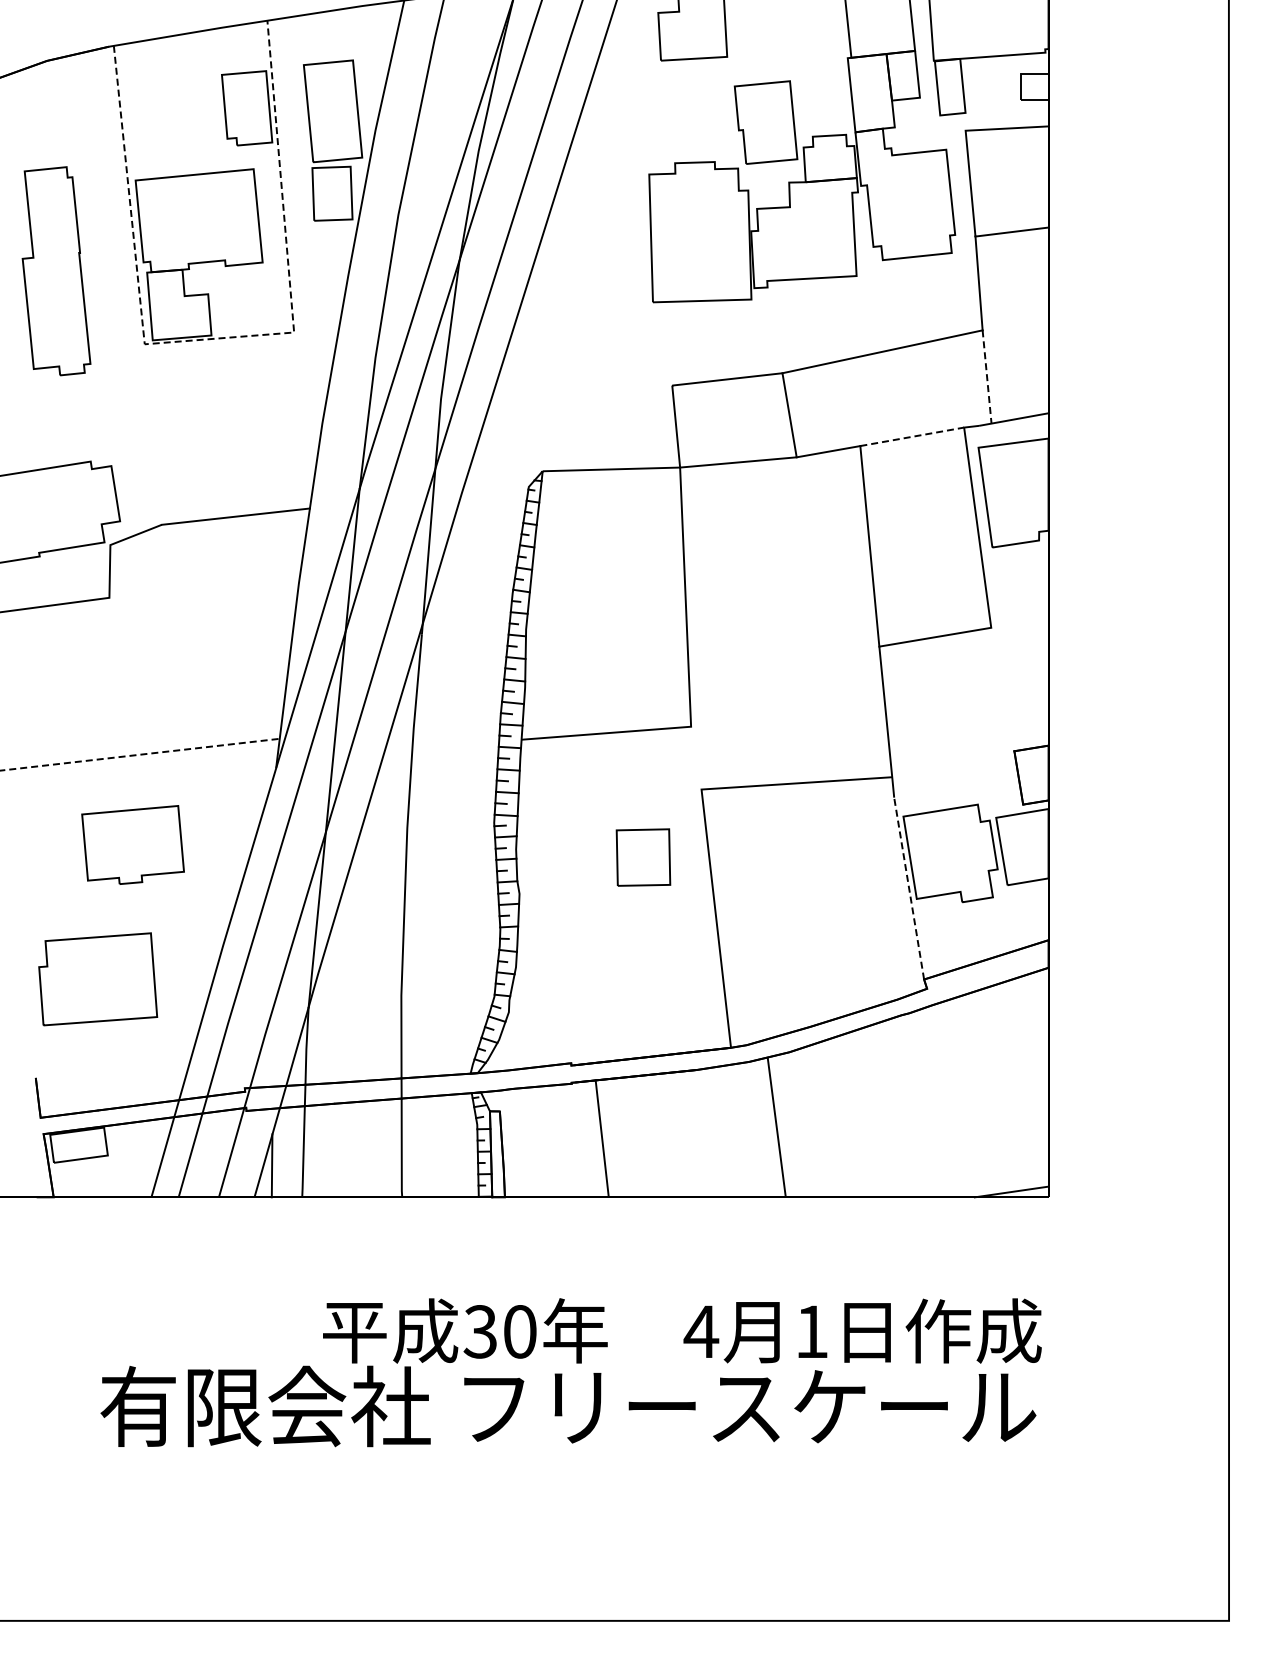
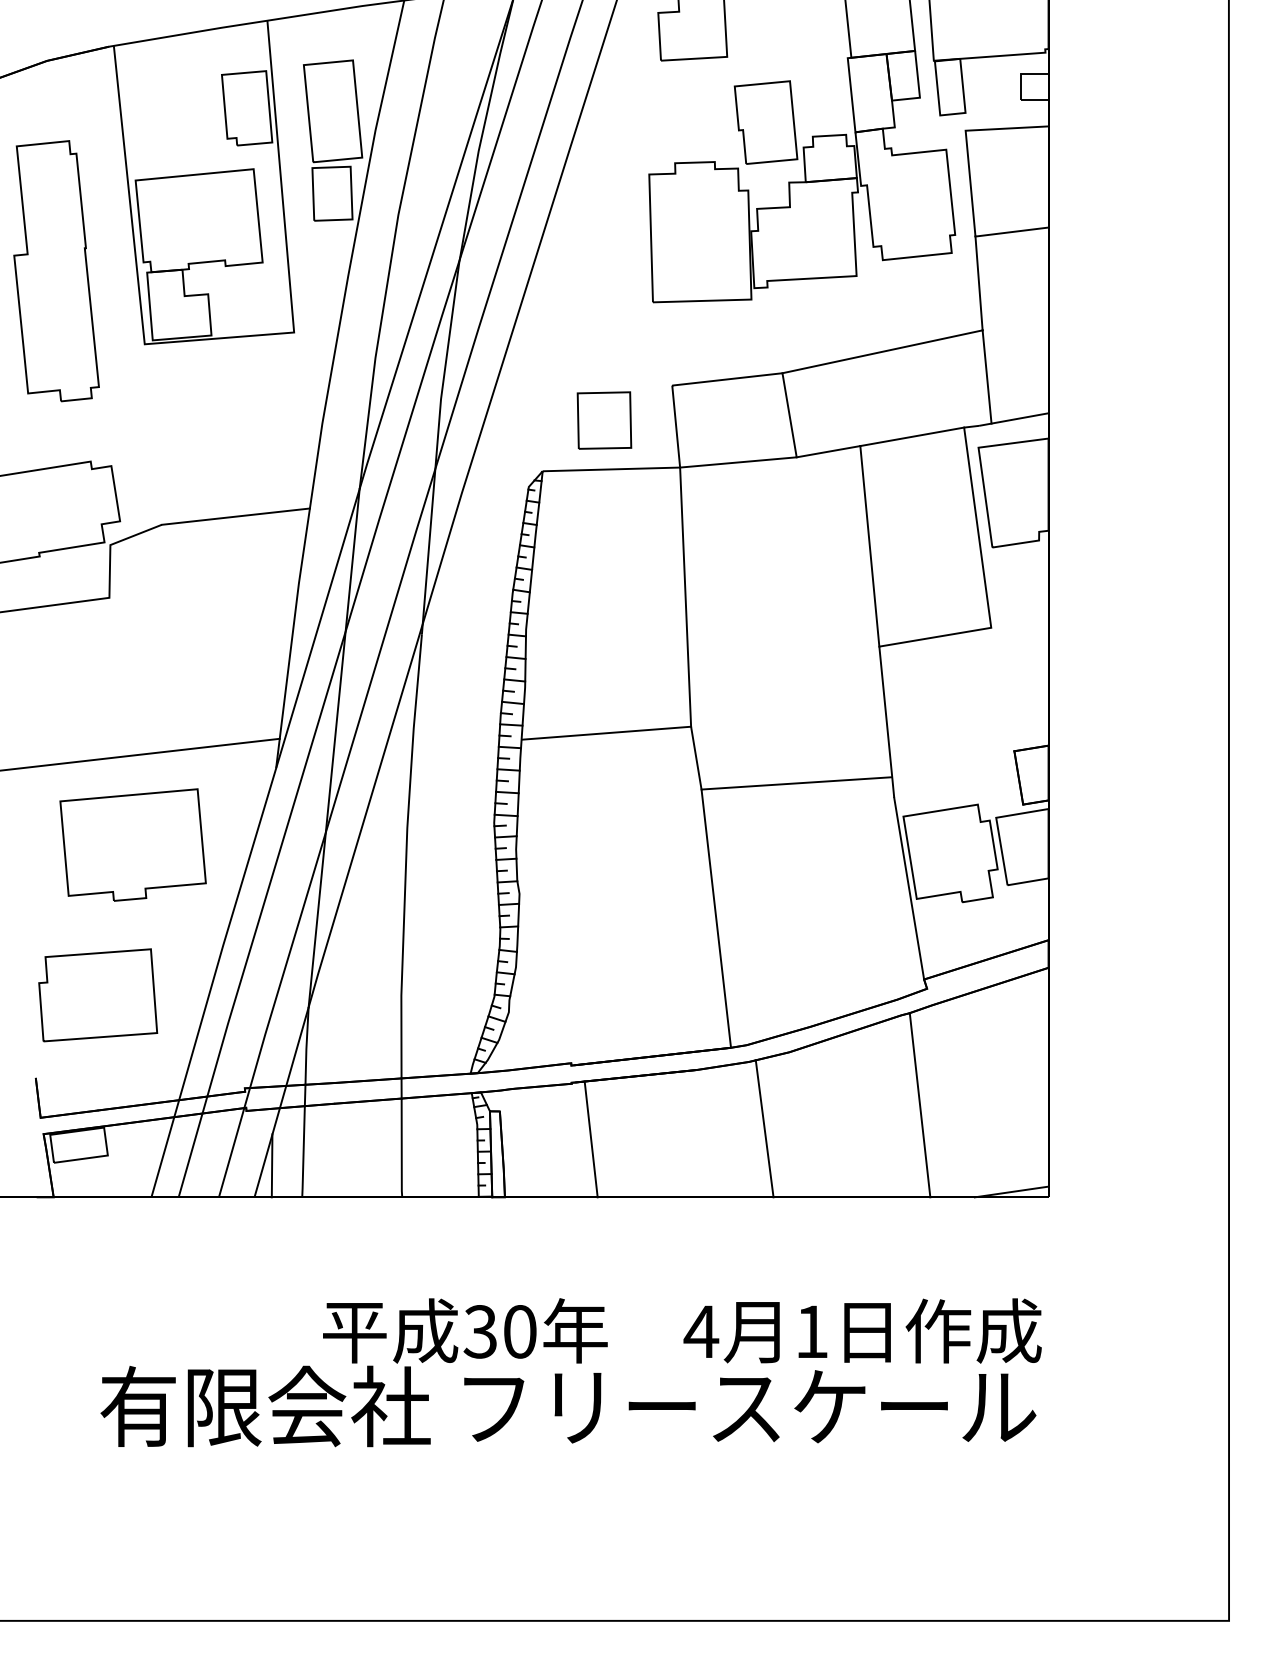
part size: 71x211 px -> 87x263 px (56, 271)
line: dashed -> solid (225, 337)
line: dashed -> solid (987, 376)
line: dashed -> solid (912, 436)
line: dashed -> solid (140, 754)
line: none -> present (696, 757)
part size: 104x80 px -> 148x114 px (132, 844)
part position: (643, 857) -> (604, 420) (604, 420)
line: dashed -> solid (909, 888)
part position: (98, 979) -> (98, 995) (98, 995)
line: none -> present (919, 1105)
line position: (776, 1126) -> (764, 1128) (764, 1128)
line position: (601, 1138) -> (590, 1139) (590, 1139)
